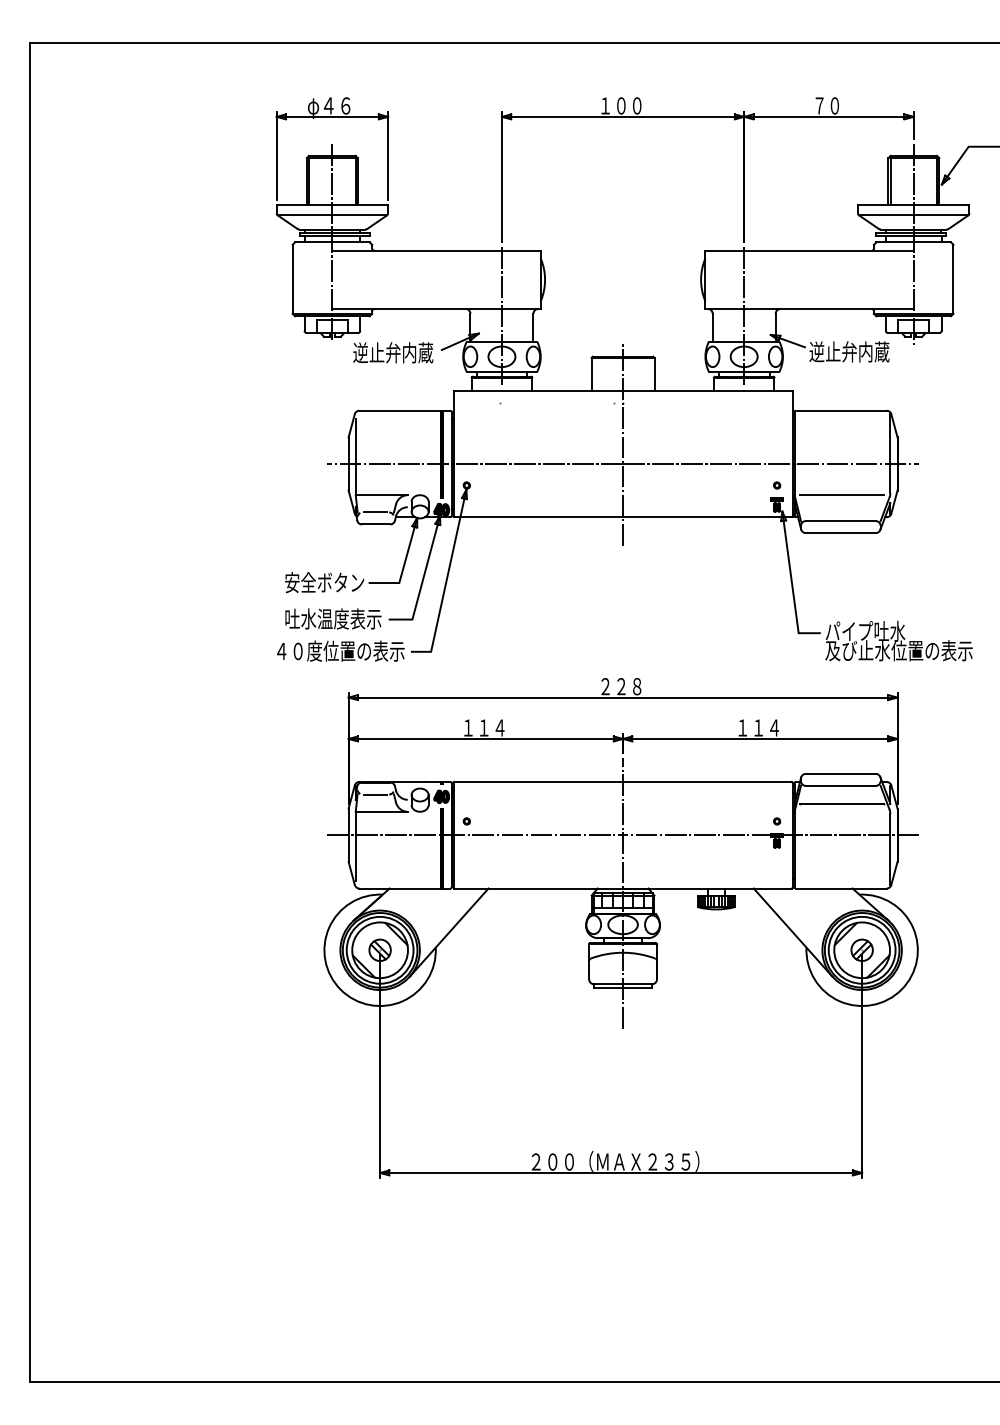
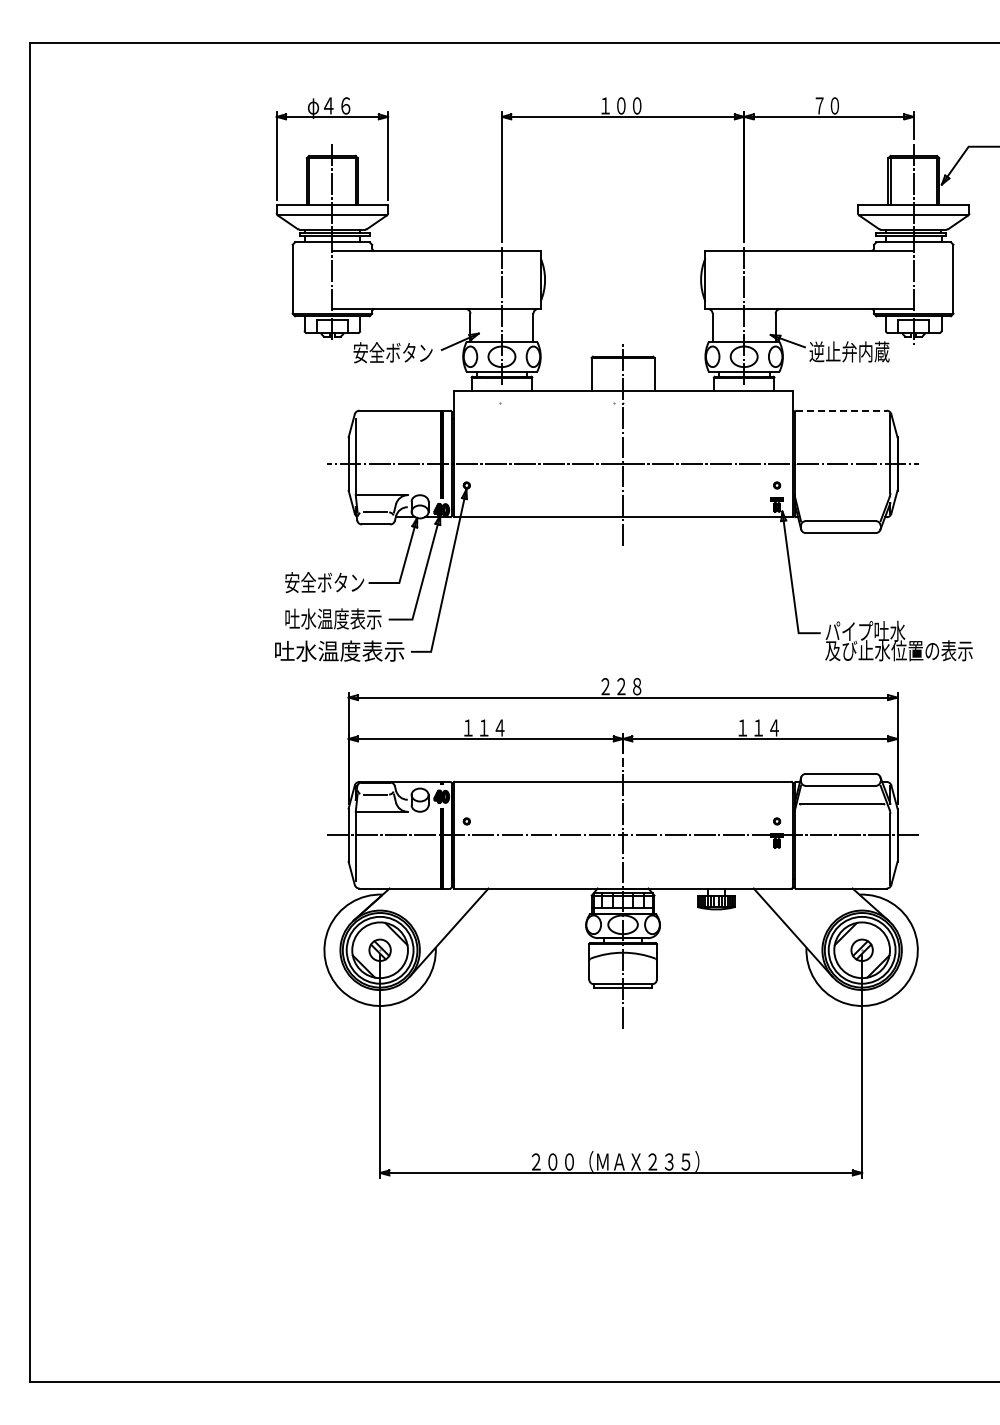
text: 逆止弁内蔵 -> 安全ボタン (393, 352)
line: solid -> dashed (841, 410)
line: present -> none (841, 495)
text: ４０度位置の表示 -> 吐水温度表示 (339, 650)
